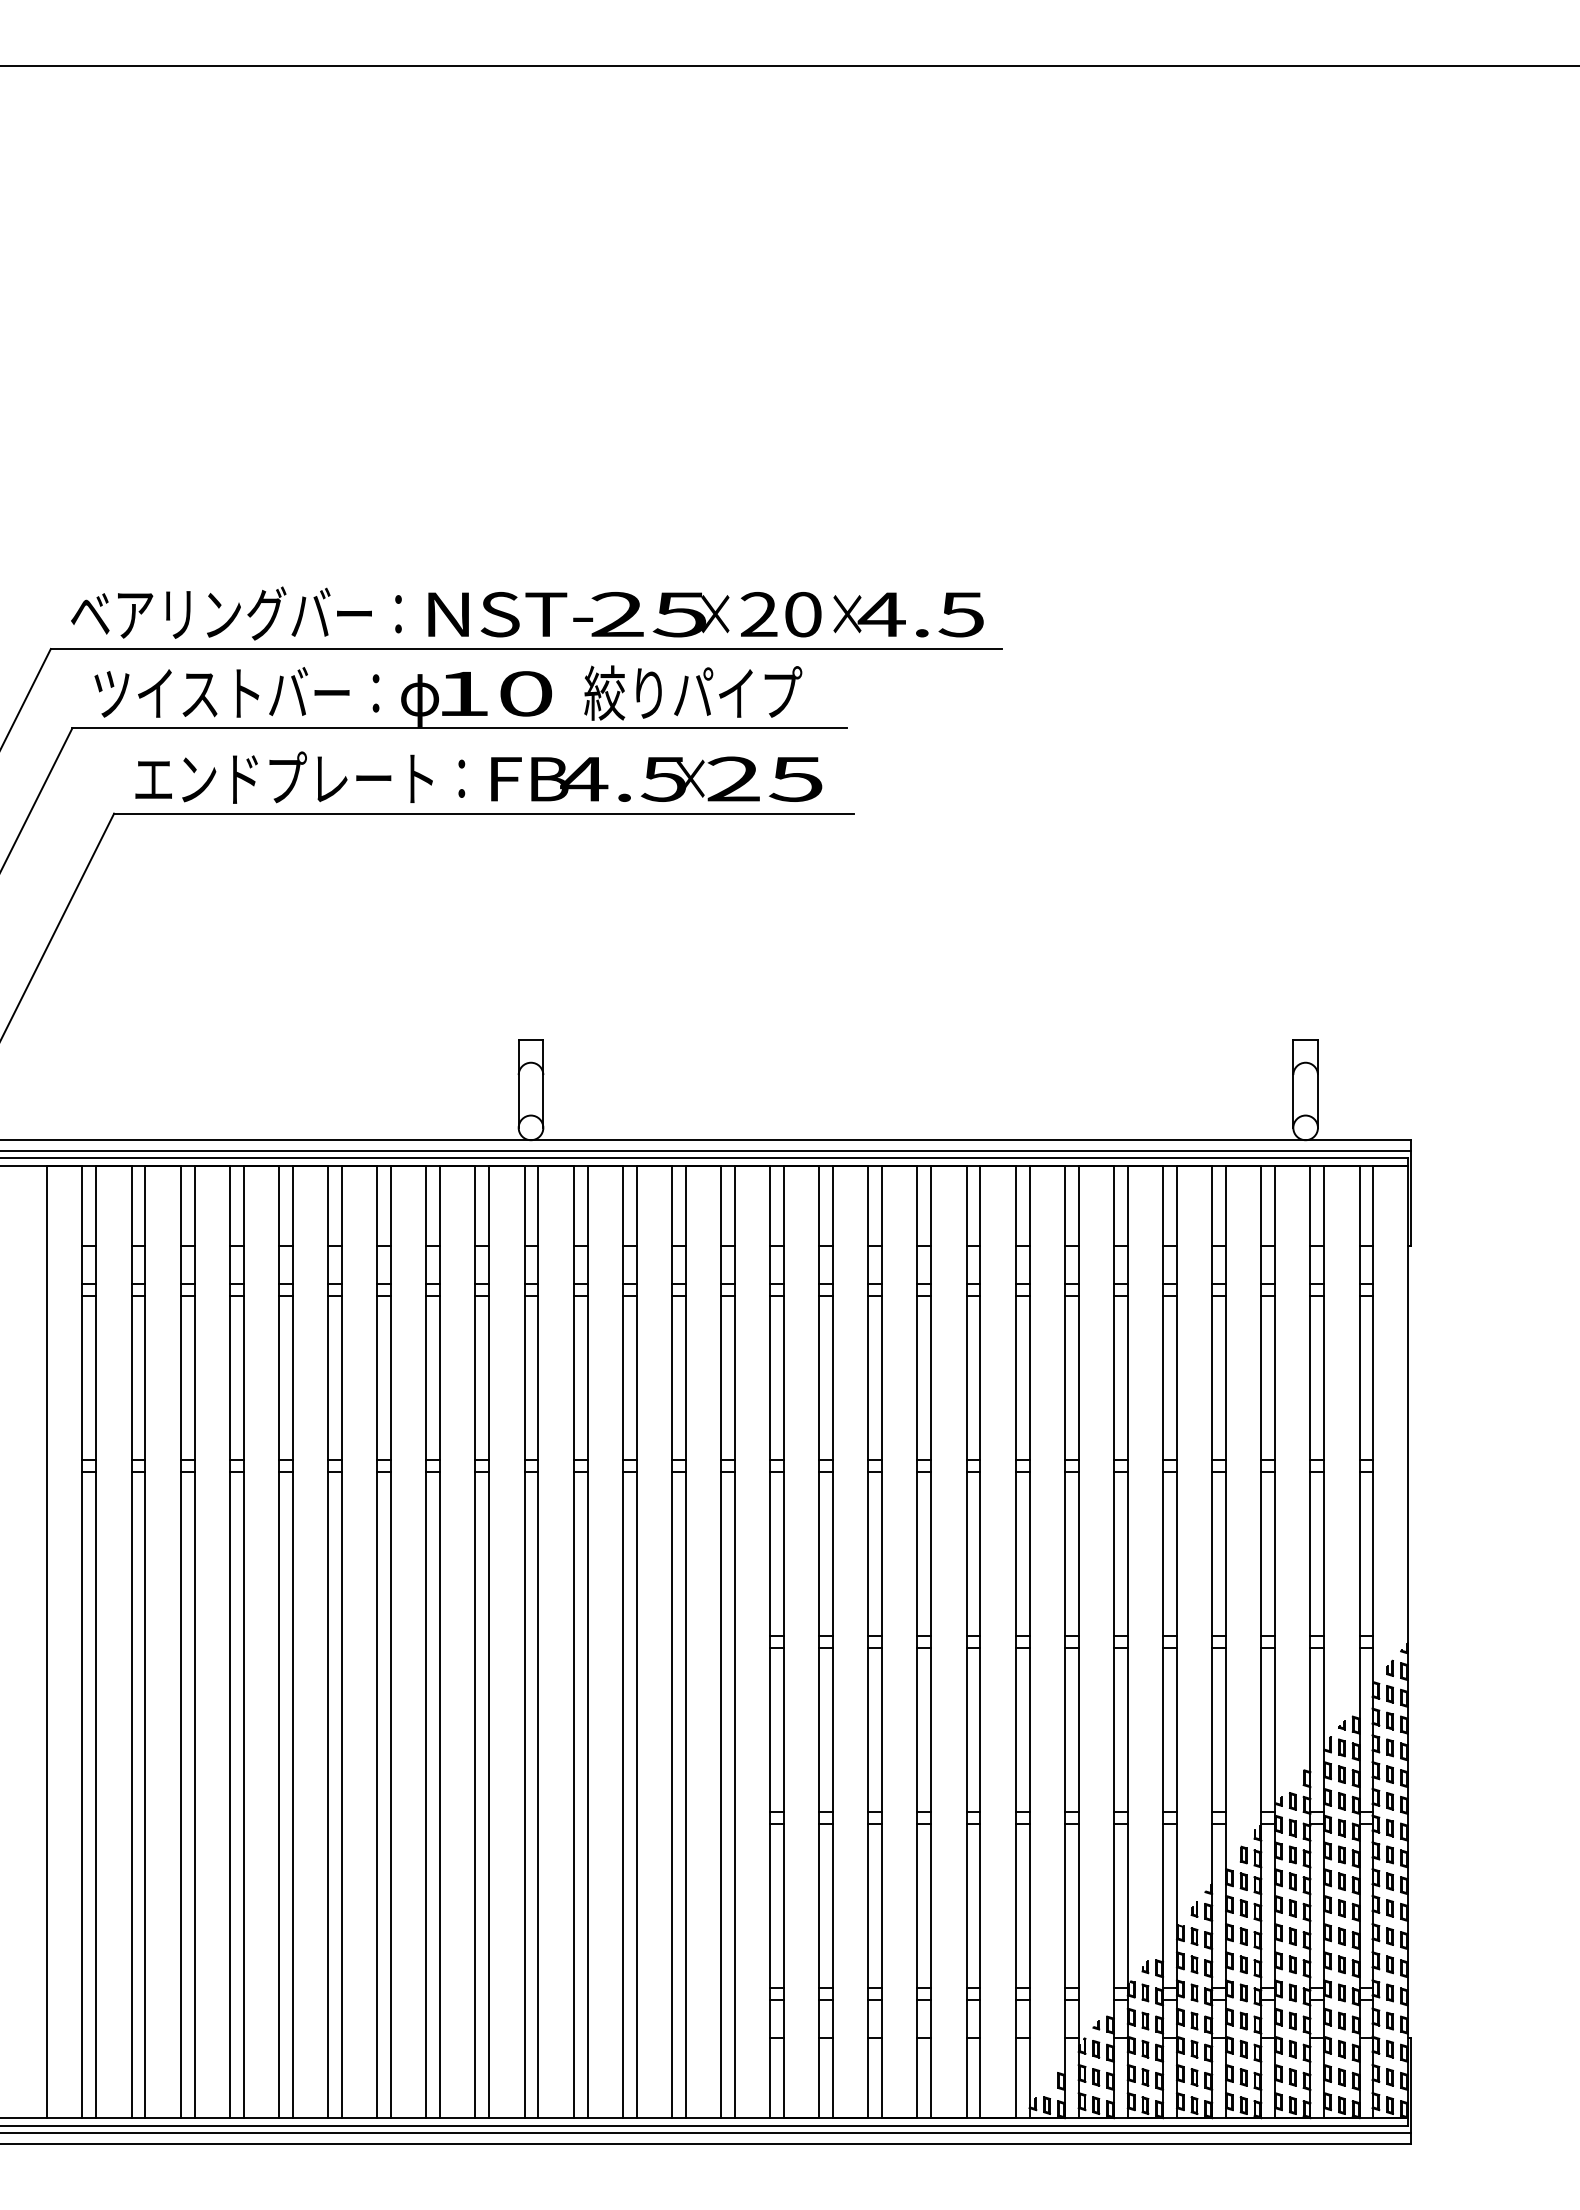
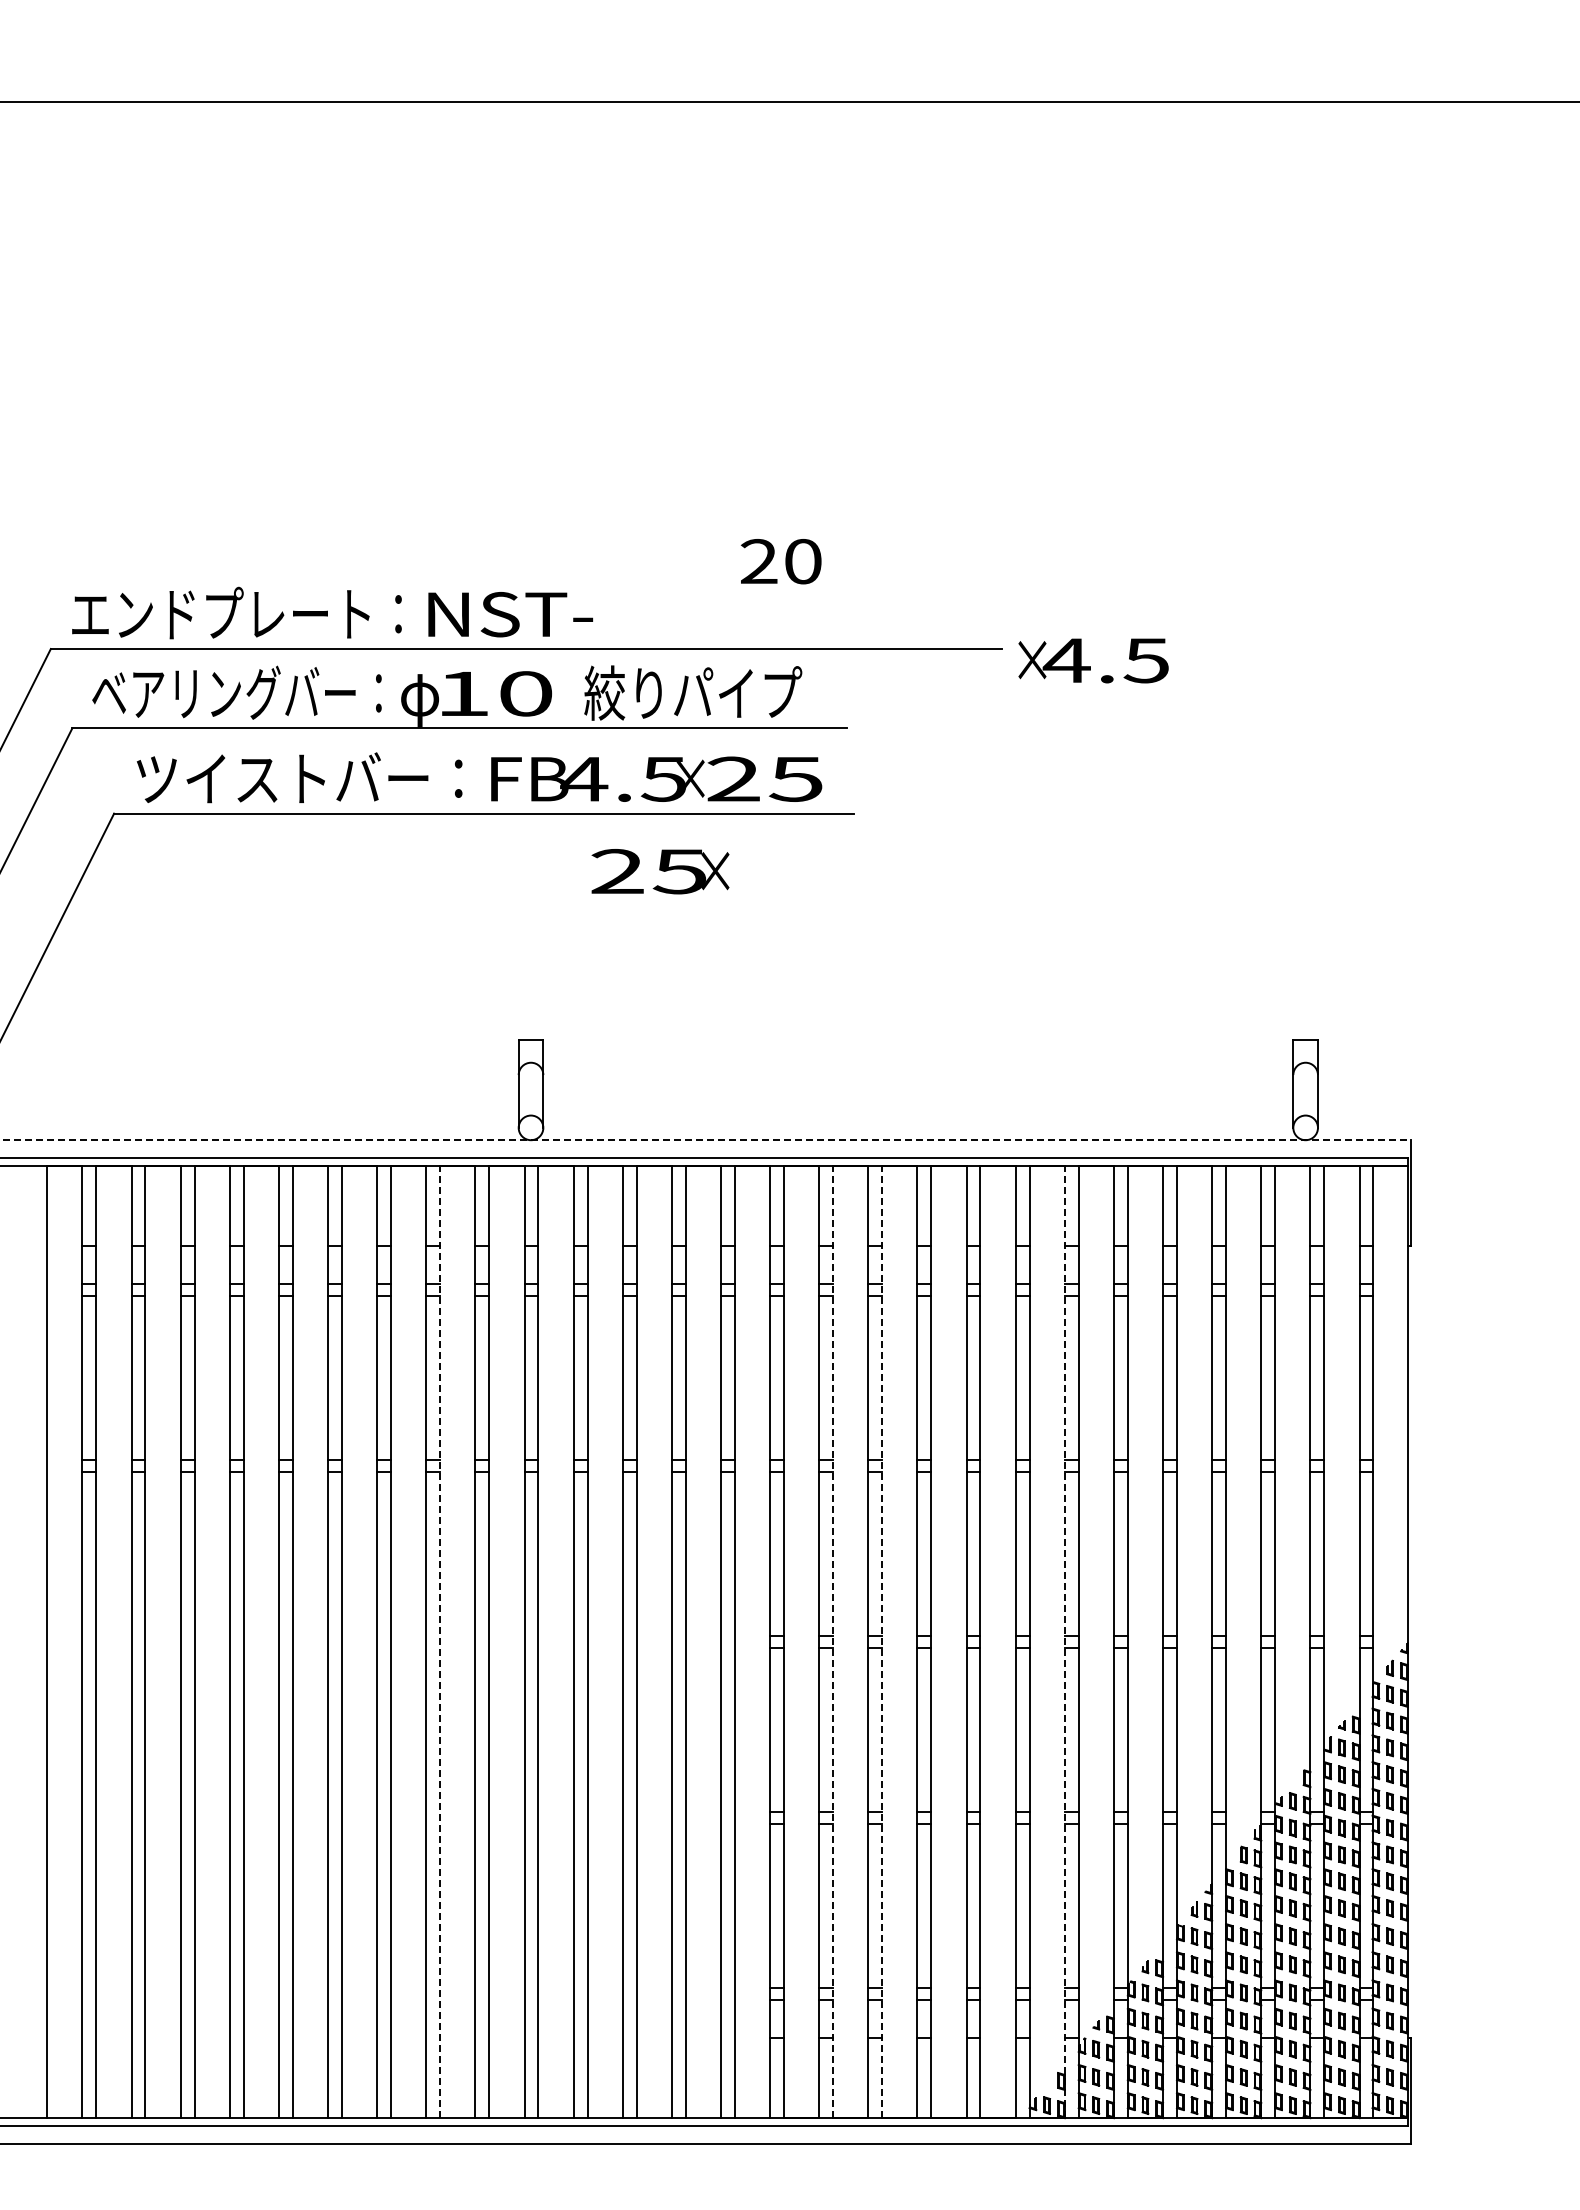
line position: (789, 66) -> (789, 102) (789, 102)
text: ベアリングバー： -> エンドプレート： (221, 613)
text position: (660, 614) -> (660, 871) (660, 871)
text position: (781, 614) -> (781, 561) (781, 561)
text position: (908, 614) -> (1093, 660) (1093, 660)
text: ツイストバー： -> ベアリングバー： (236, 692)
text: エンドプレート： -> ツイストバー： (300, 777)
line: solid -> dashed (706, 1140)
line: present -> none (706, 1150)
line: solid -> dashed (440, 1641)
line: solid -> dashed (833, 1641)
line: solid -> dashed (882, 1641)
line: solid -> dashed (1064, 1641)
line: present -> none (706, 2133)
